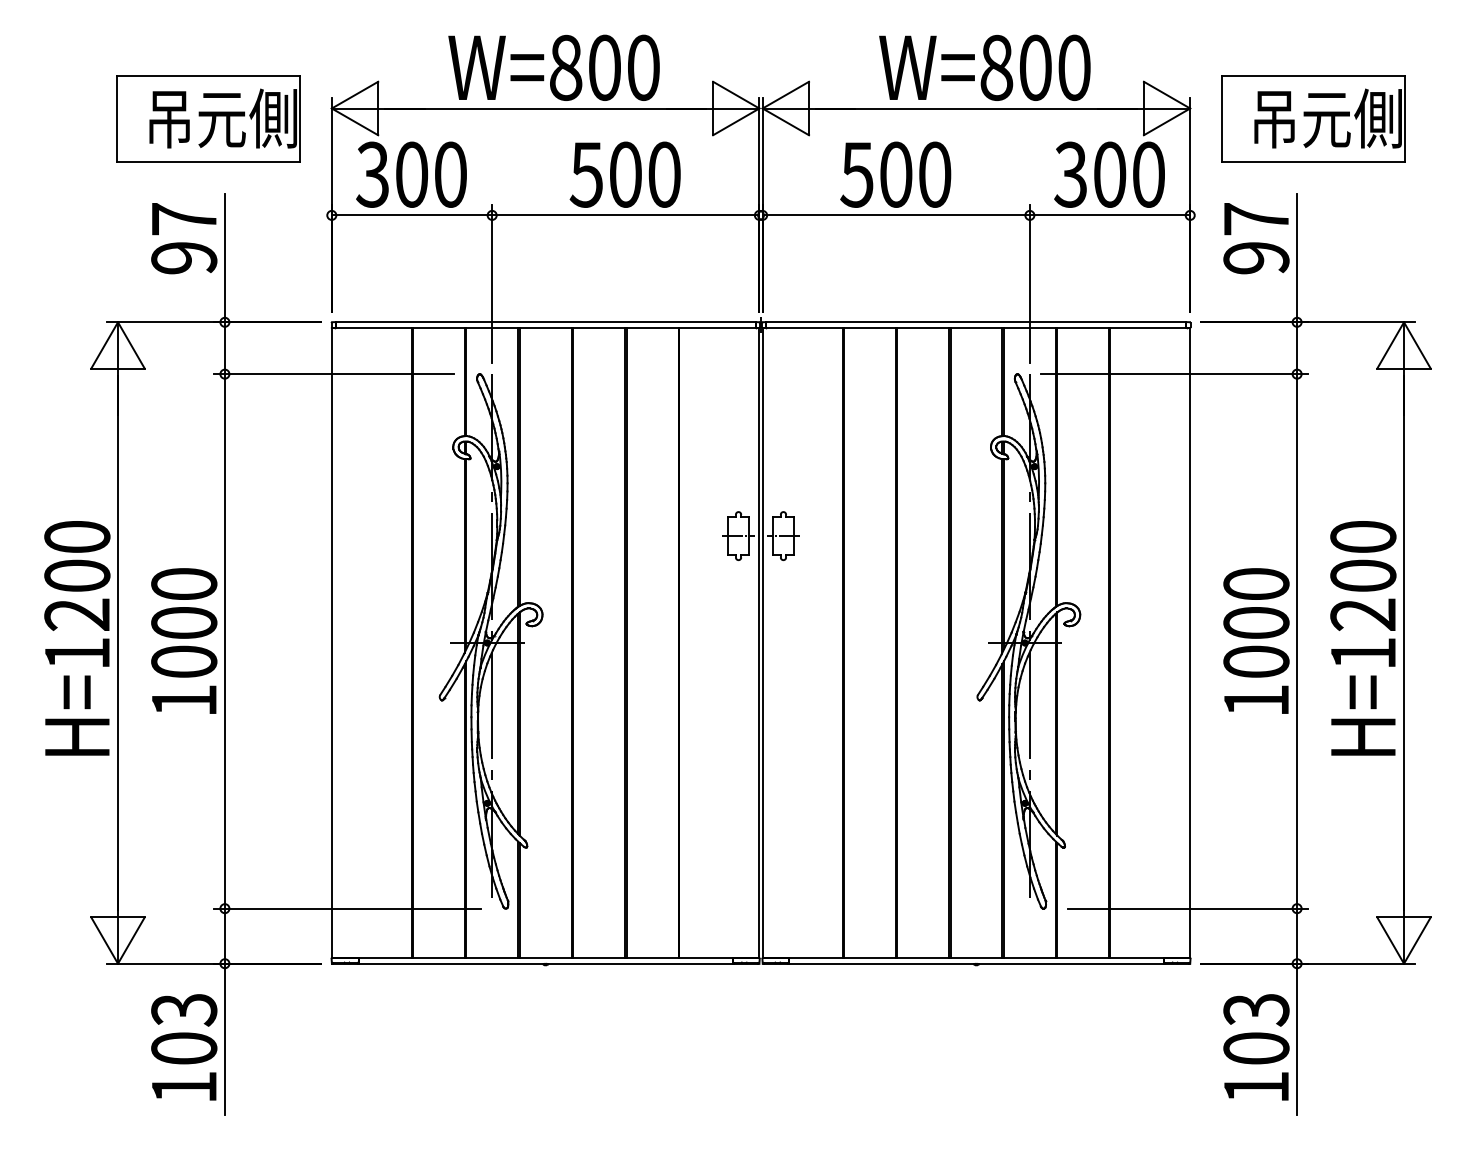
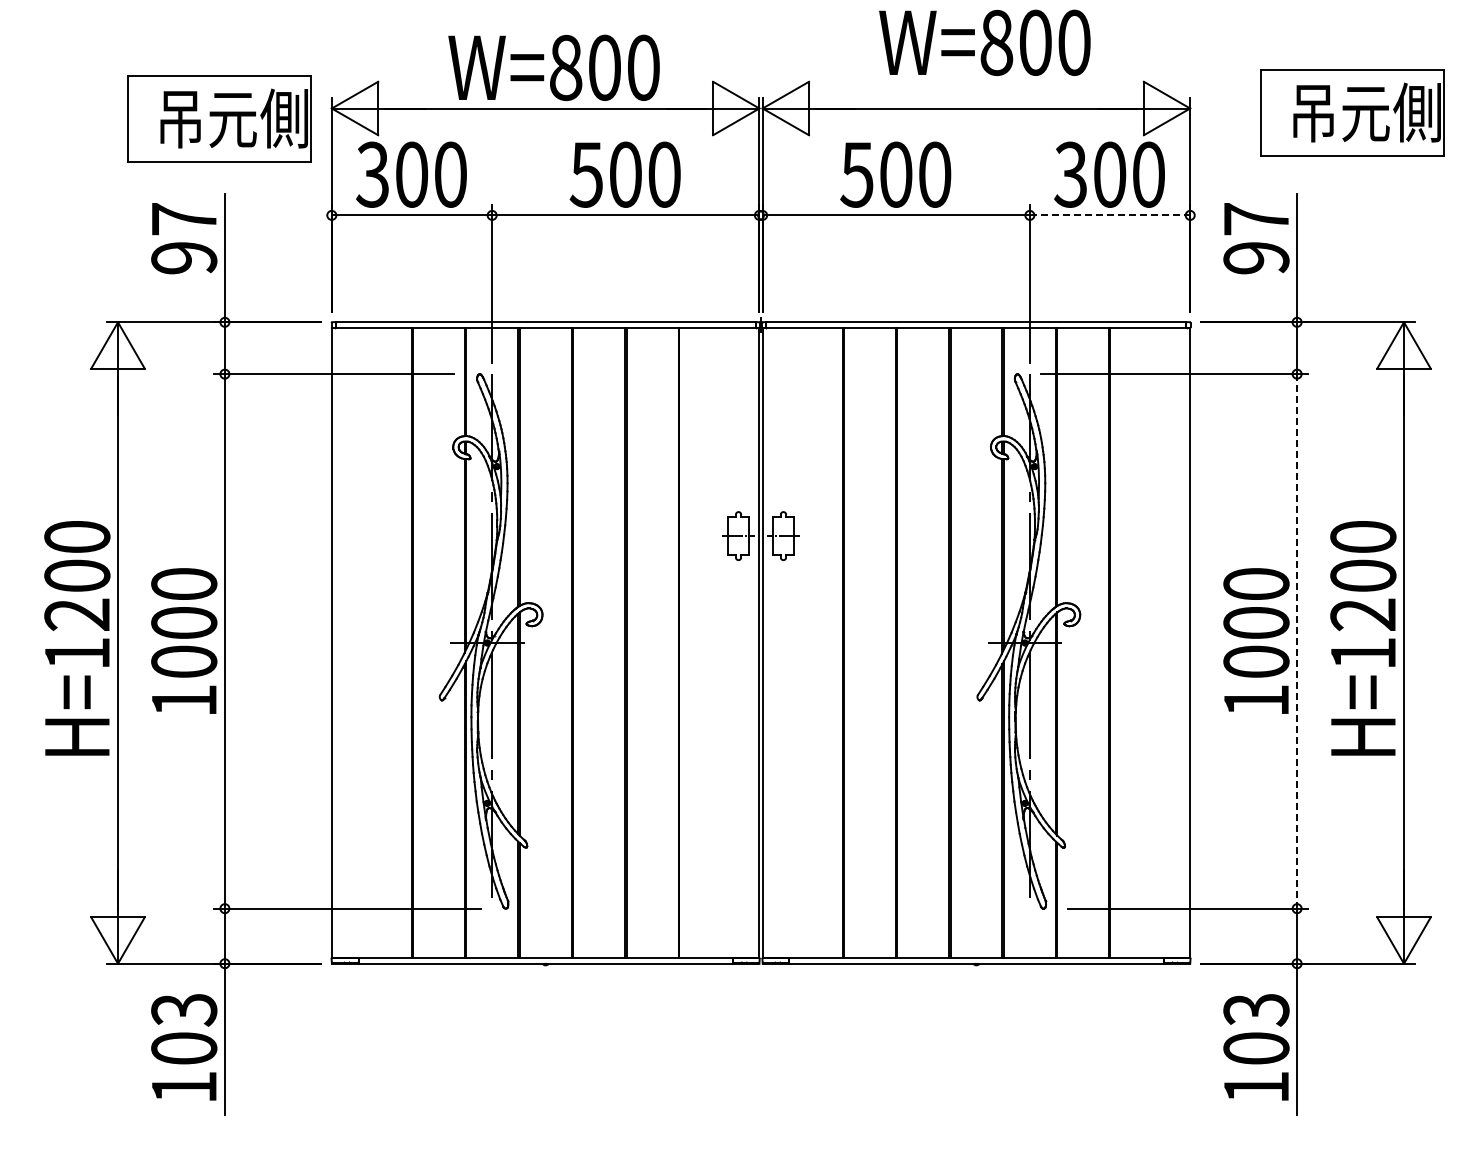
text position: (984, 67) -> (984, 42) (984, 42)
part position: (208, 118) -> (219, 118) (219, 118)
part position: (1313, 118) -> (1352, 112) (1352, 112)
line: solid -> dashed (1110, 215)
line: solid -> dashed (1297, 641)
